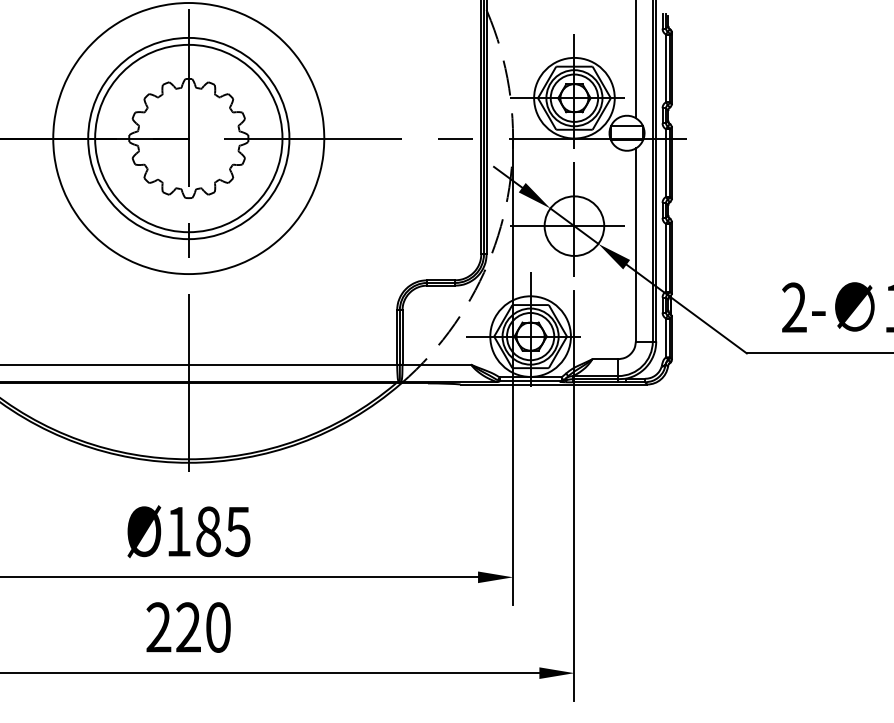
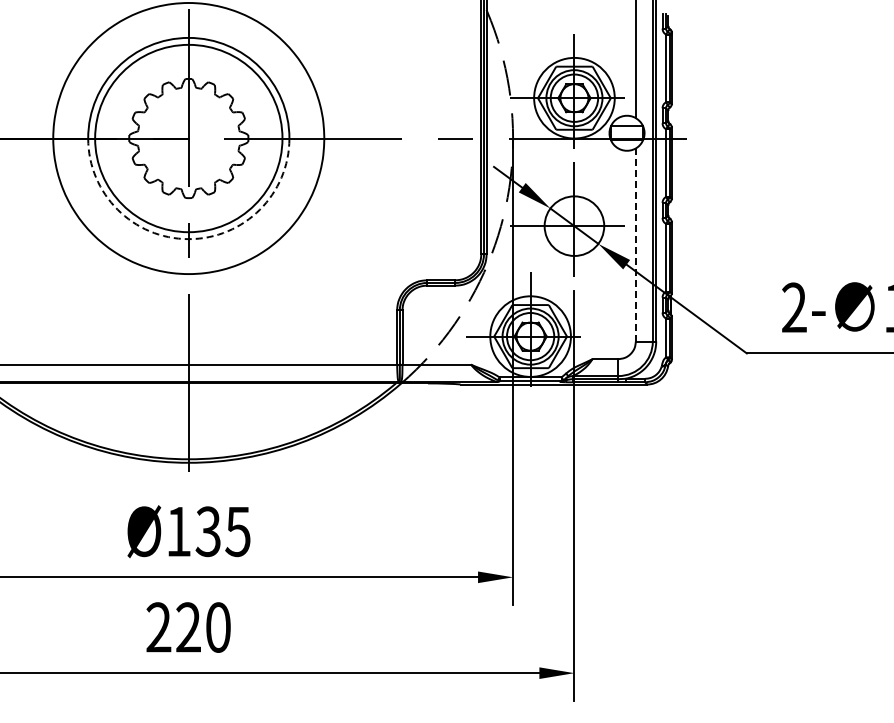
arc: solid -> dashed (188, 239)
line: solid -> dashed (635, 244)
text: Ø185 -> Ø135 (207, 531)
